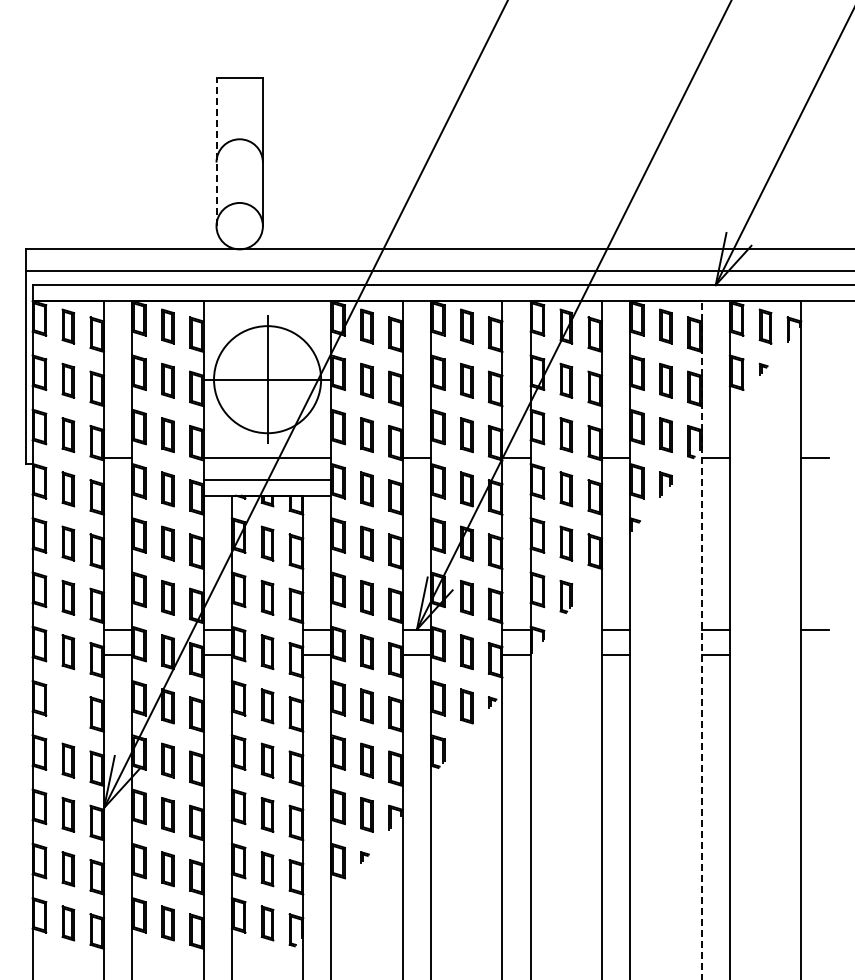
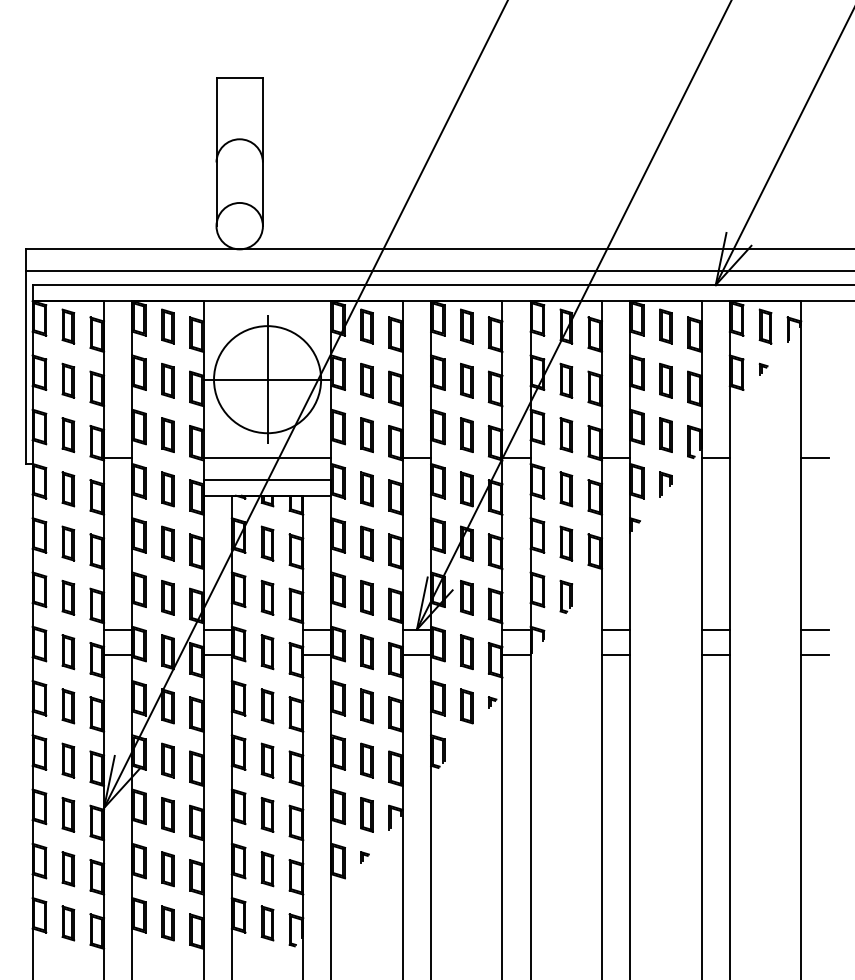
line: dashed -> solid (216, 151)
line: dashed -> solid (701, 640)
line: none -> present (815, 654)
part: none -> present (68, 706)
